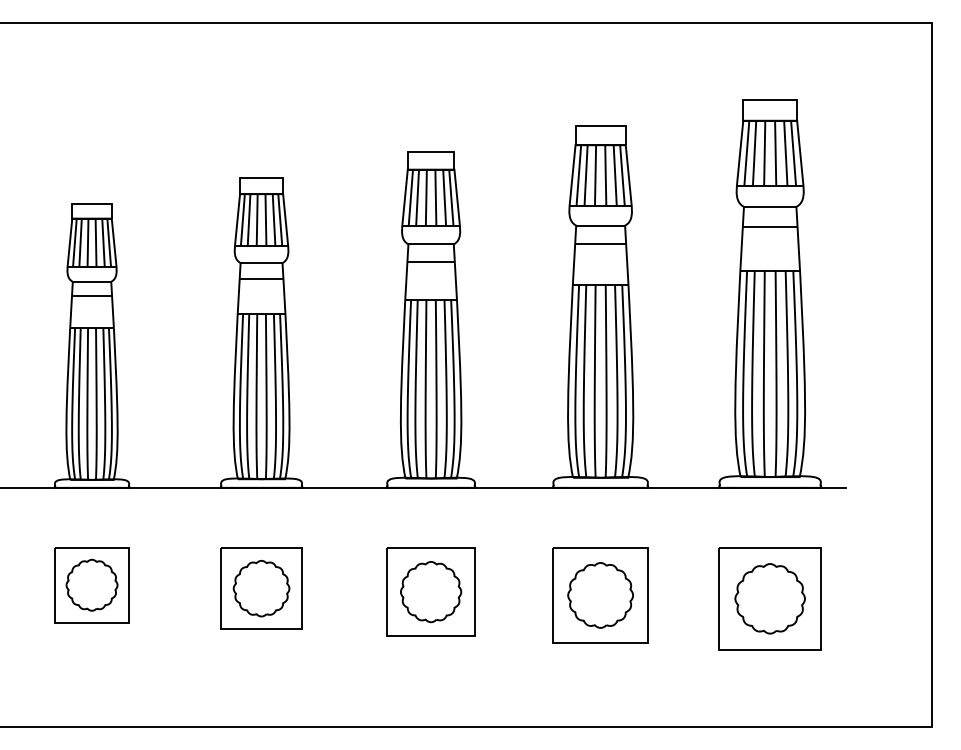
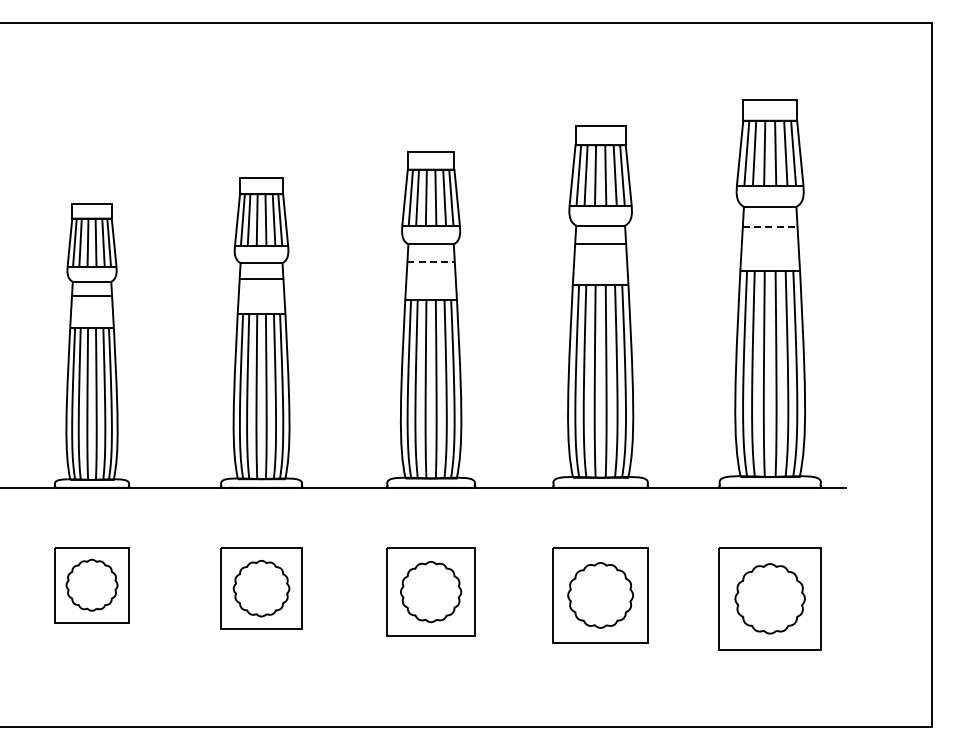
line: solid -> dashed (770, 226)
line: solid -> dashed (431, 261)
